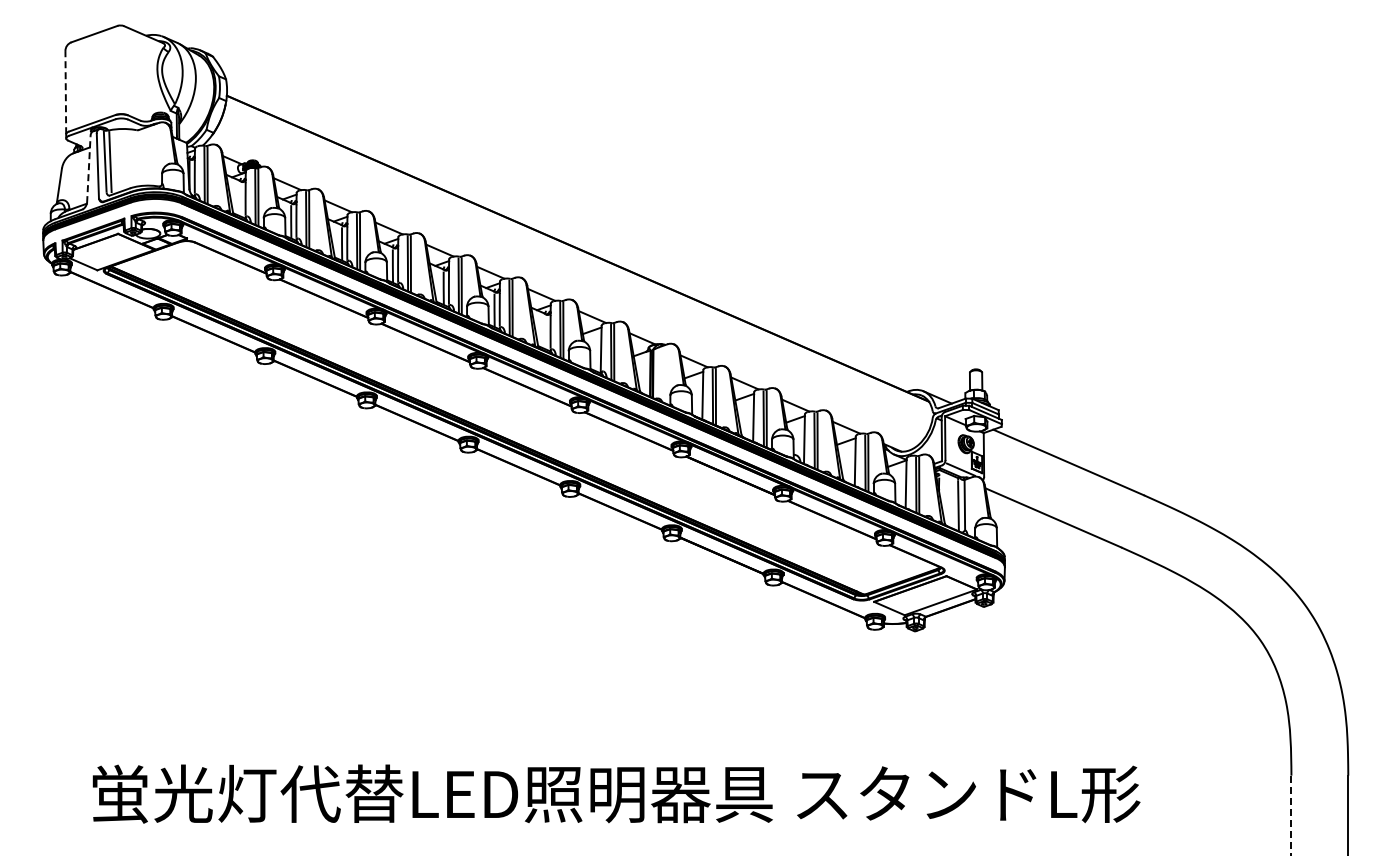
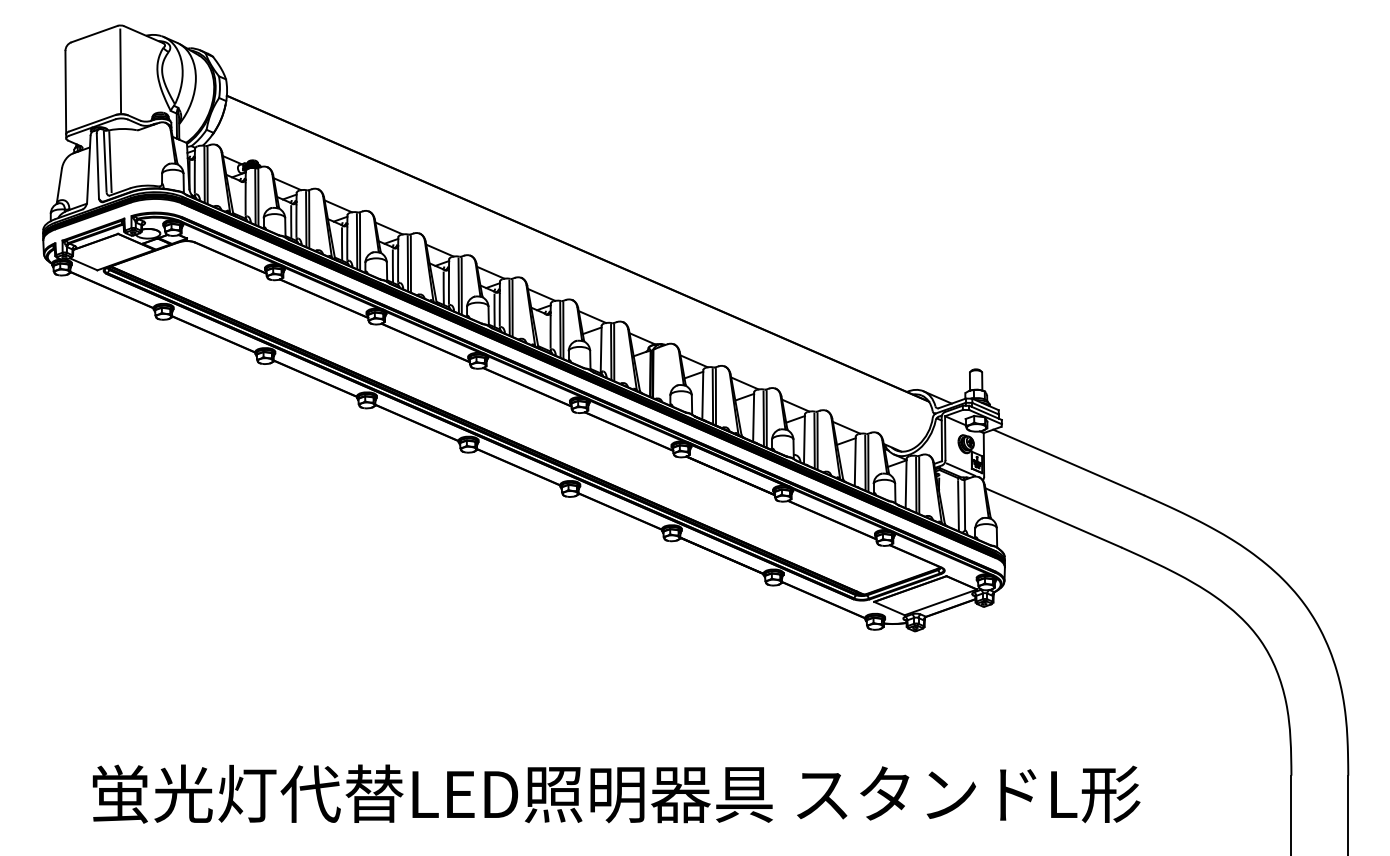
line: none -> present (120, 70)
line: dashed -> solid (65, 92)
line: dashed -> solid (88, 169)
line: dashed -> solid (1291, 815)
